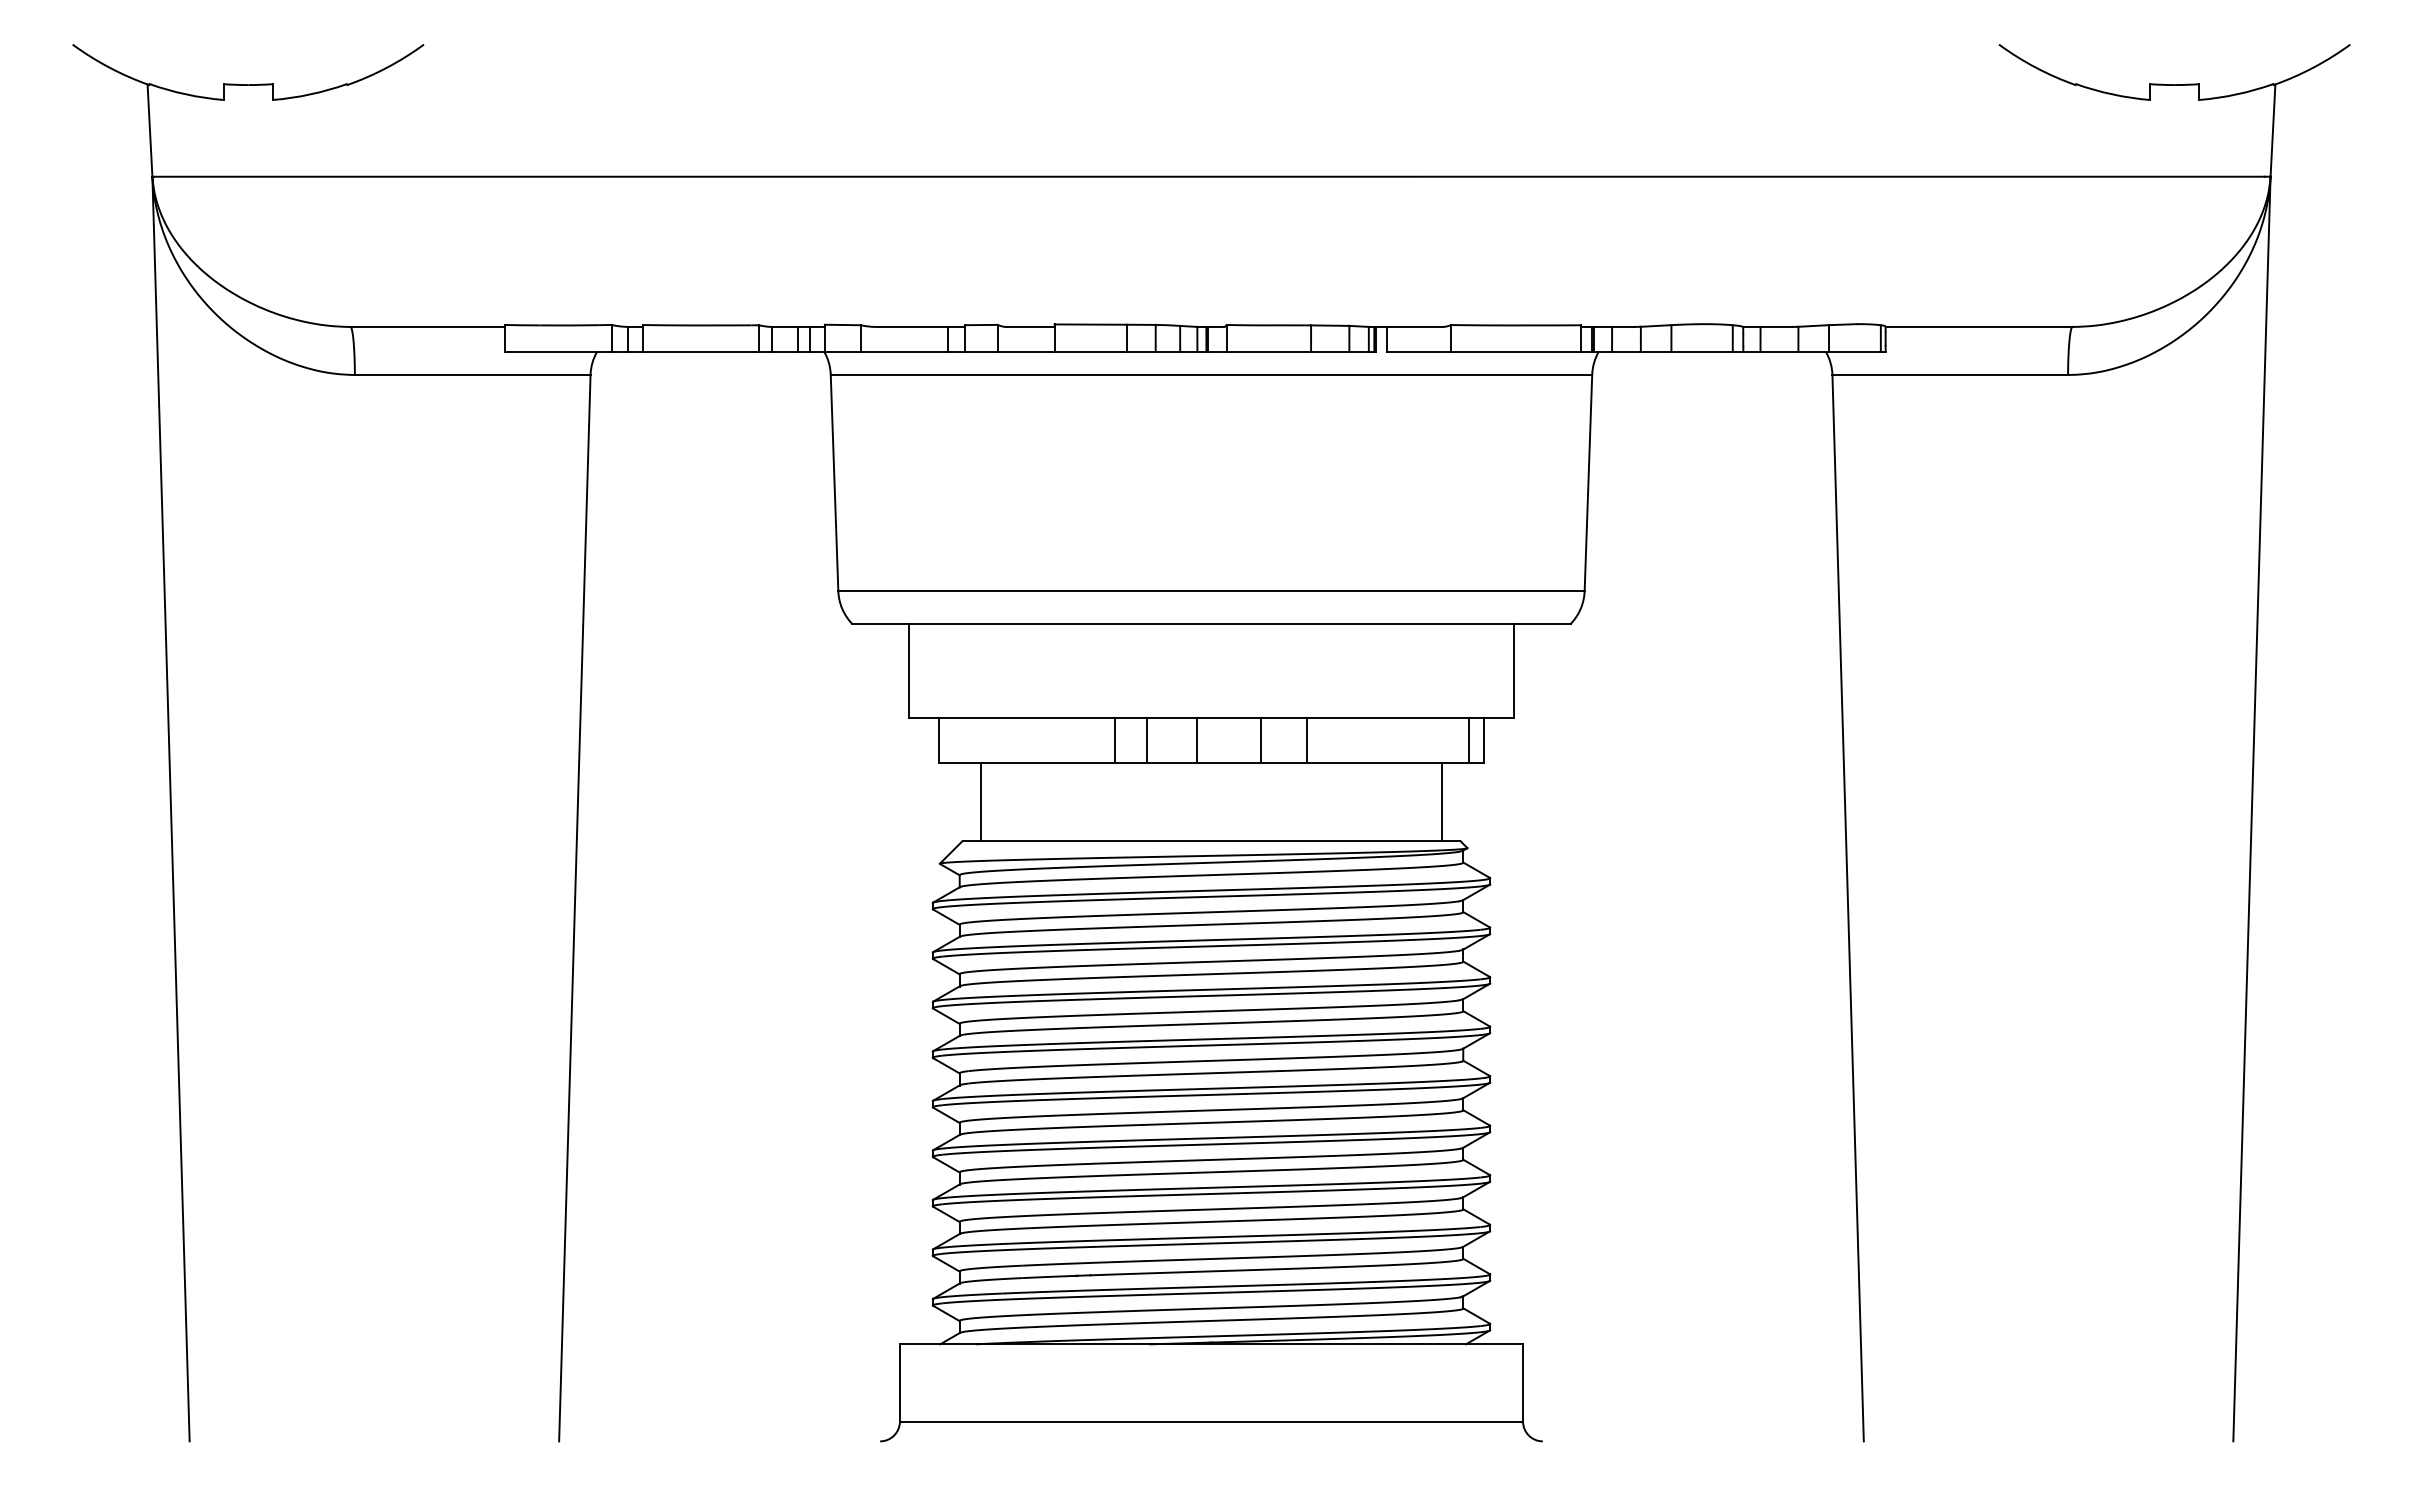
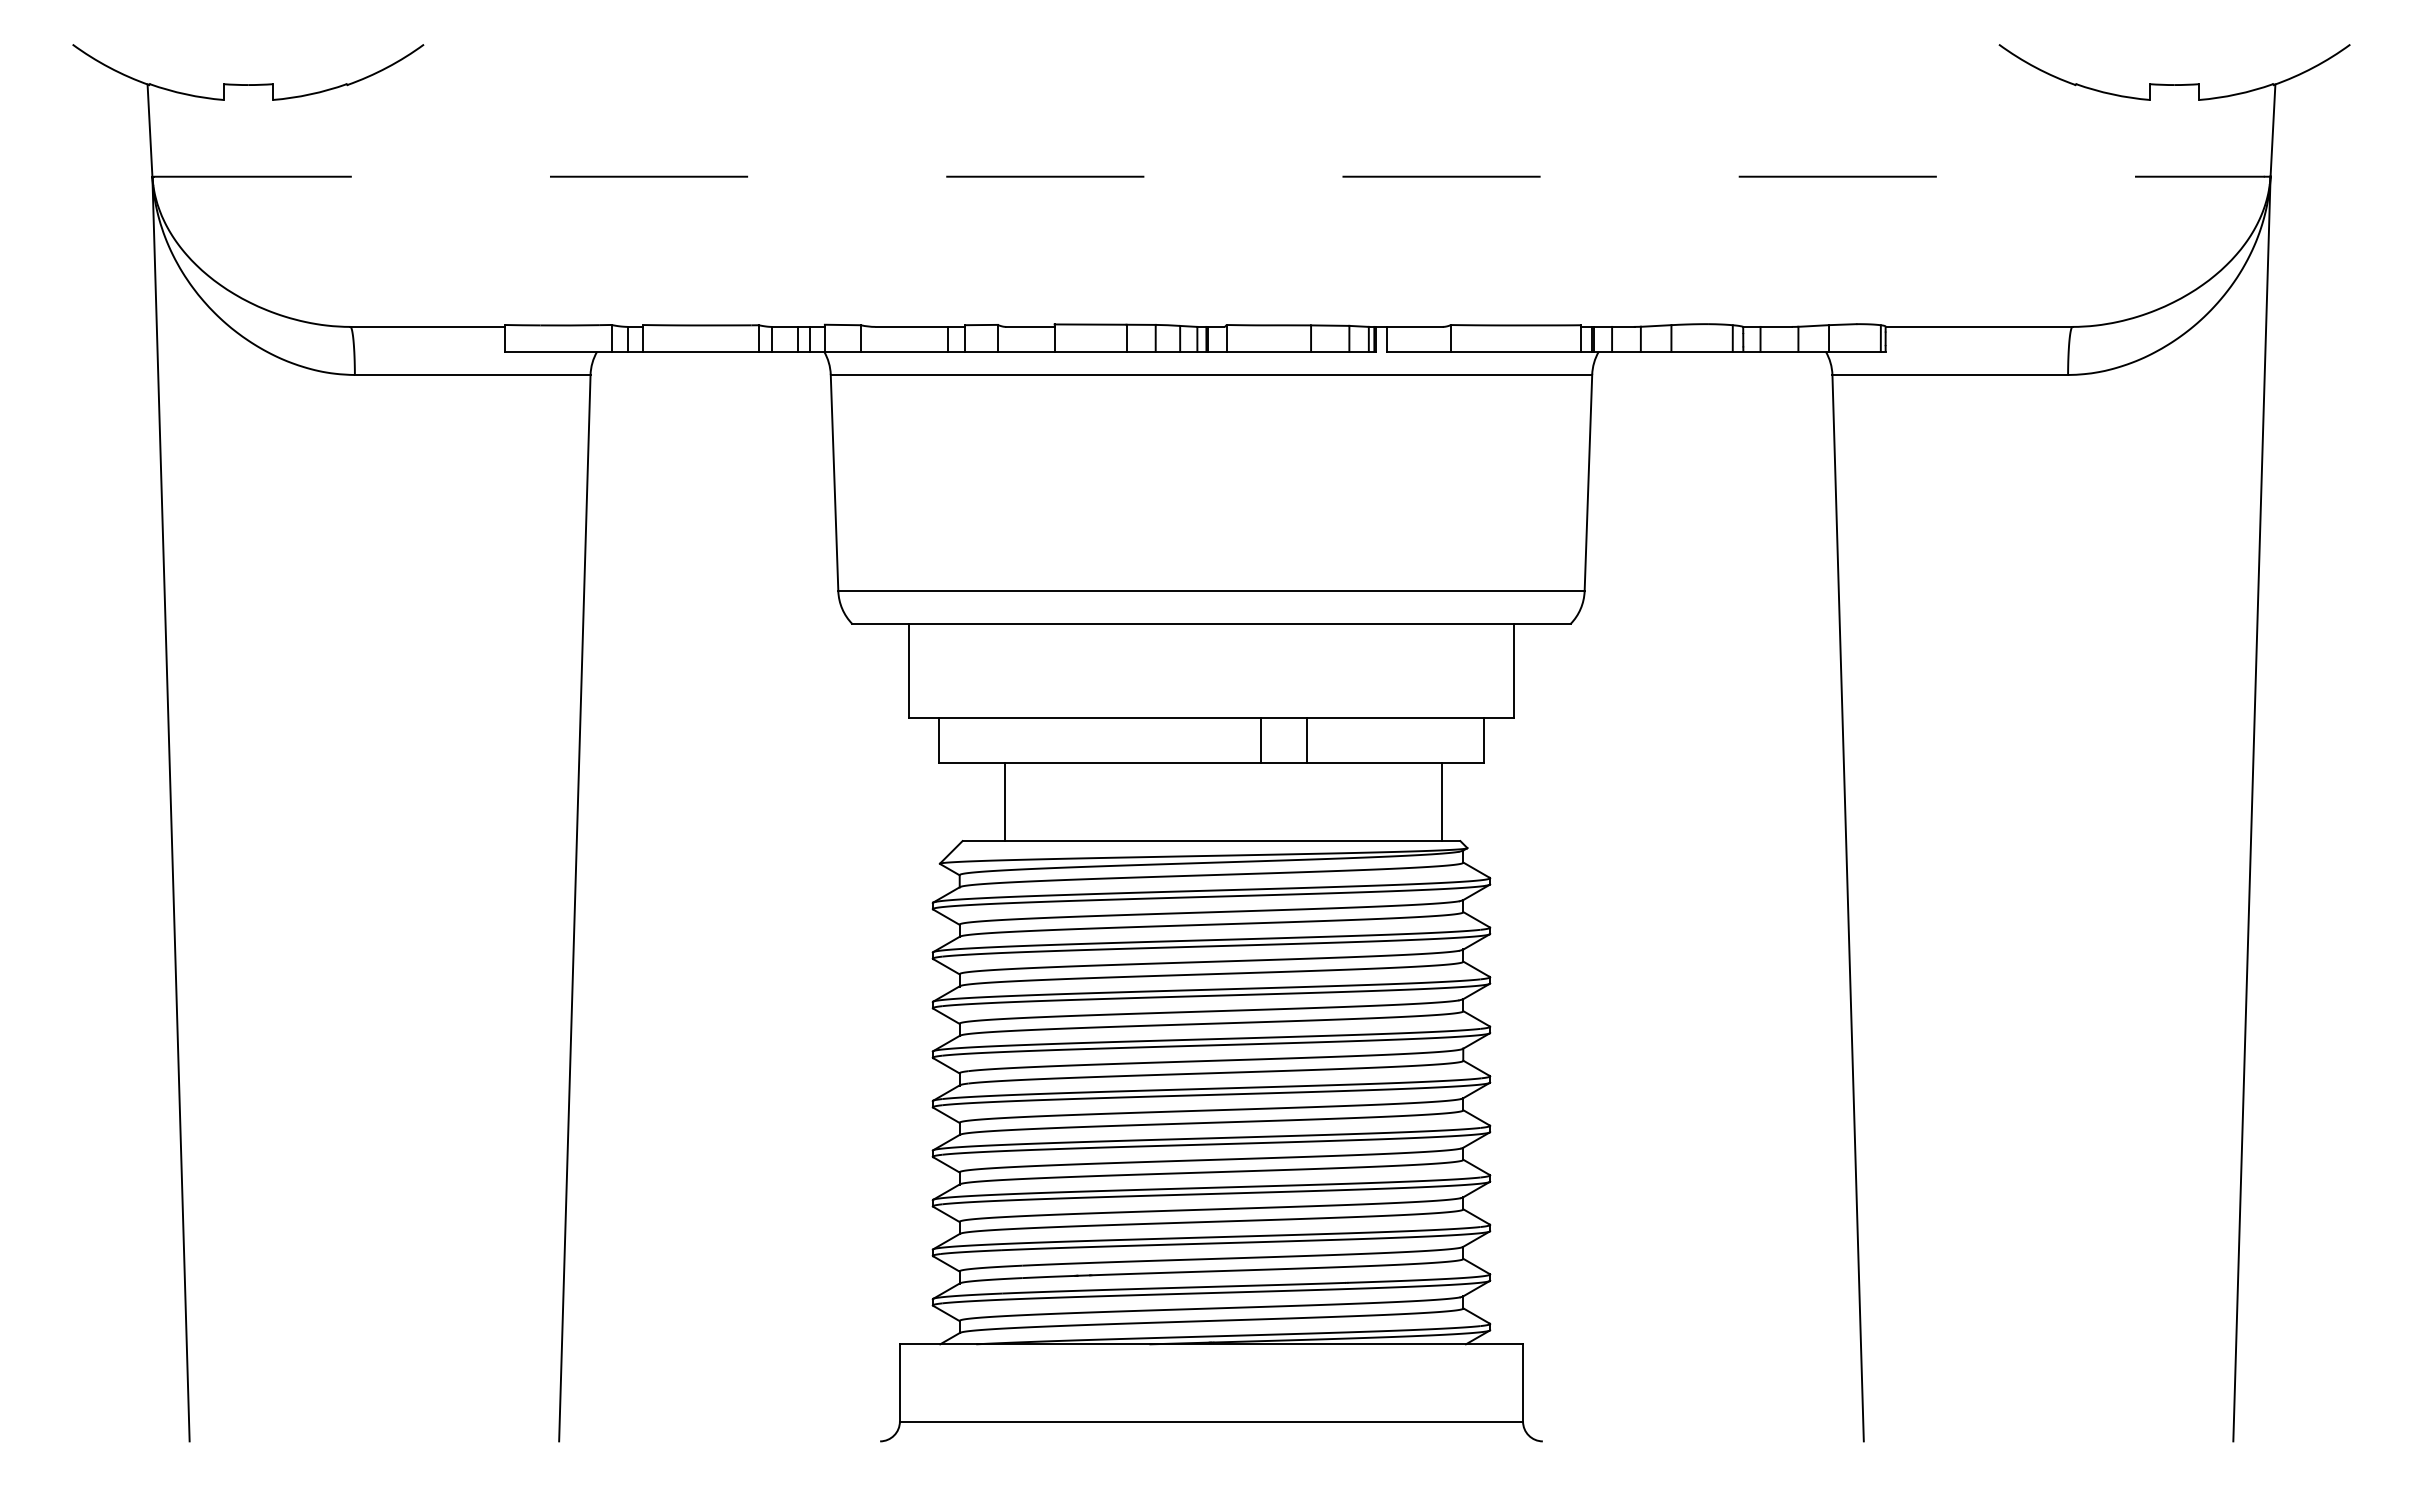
line: solid -> dashed (1209, 176)
line: present -> none (1115, 740)
line: present -> none (1147, 740)
line: present -> none (1196, 740)
line: present -> none (1468, 740)
line position: (981, 801) -> (1005, 801) (1005, 801)
